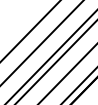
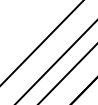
line: present -> none (30, 31)
line: present -> none (51, 56)
line: present -> none (78, 85)
